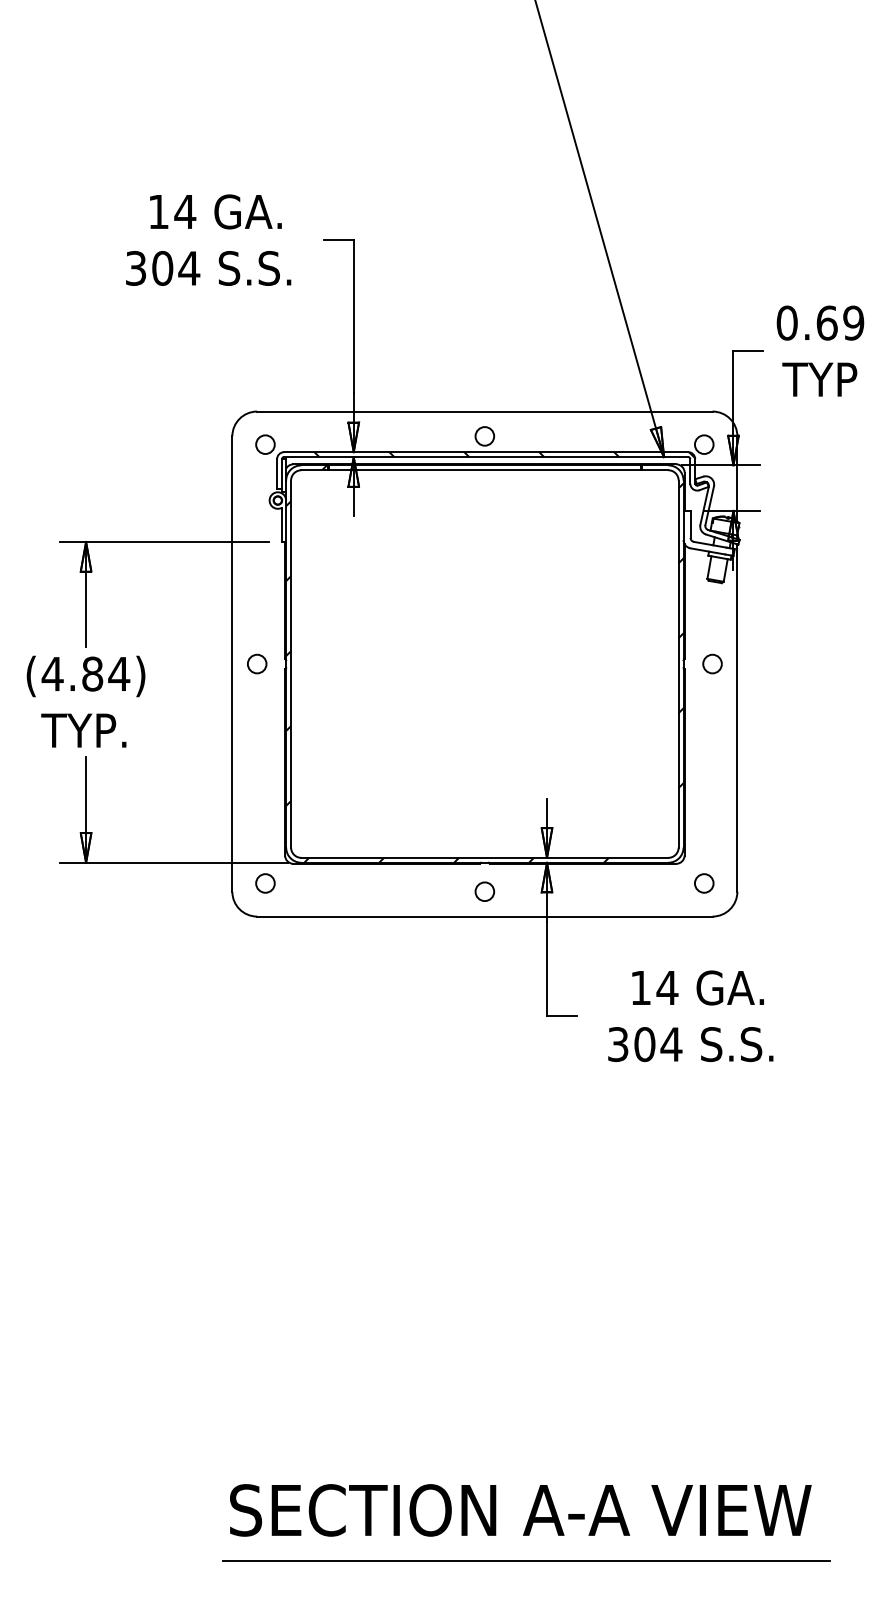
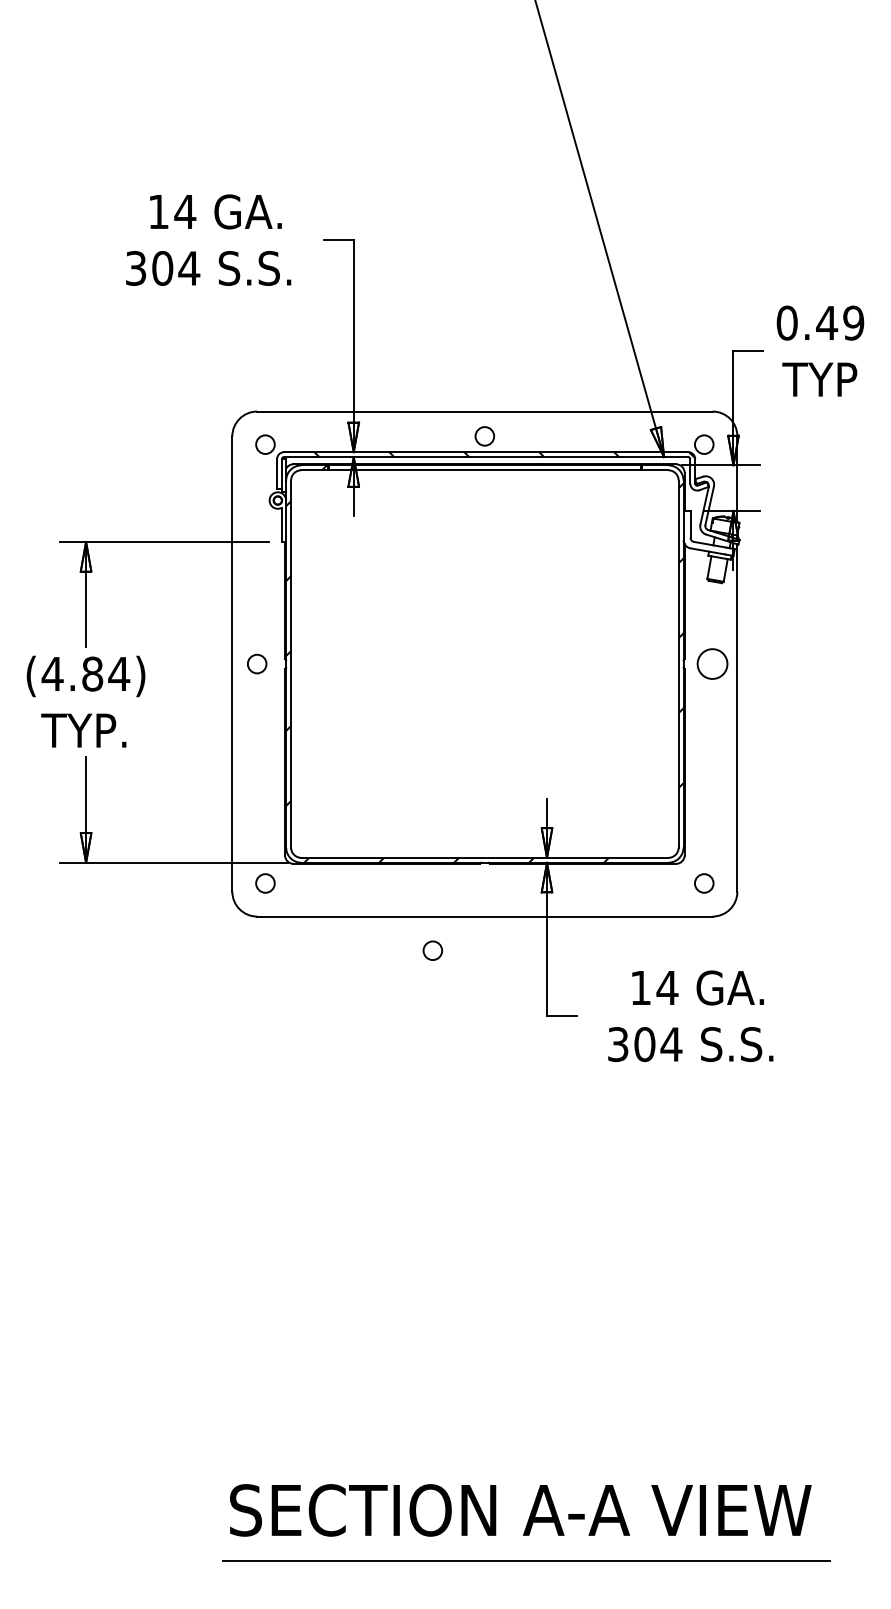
text: 0.69 -> 0.49 (827, 322)
circle diameter: 19 px -> 30 px (712, 663)
circle position: (484, 891) -> (432, 950) (432, 950)
